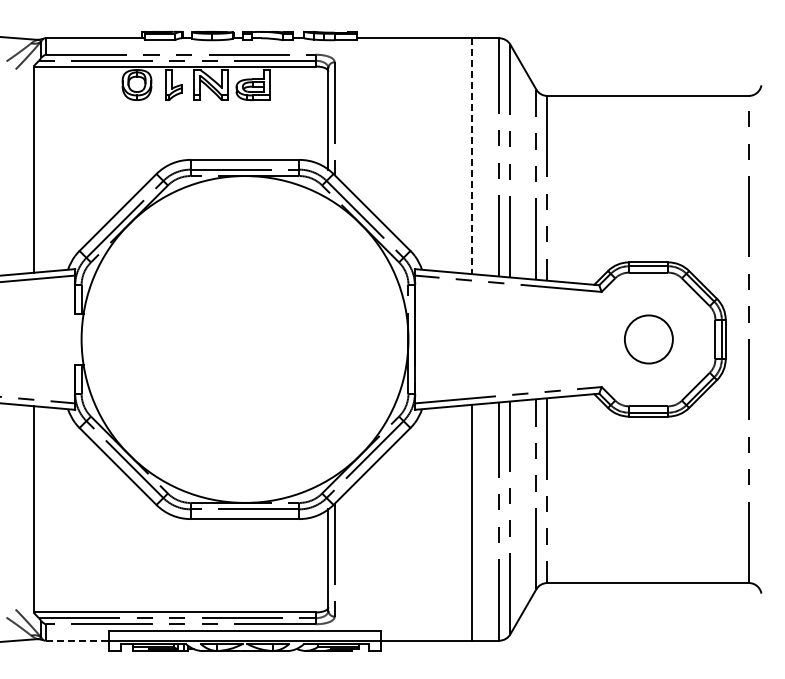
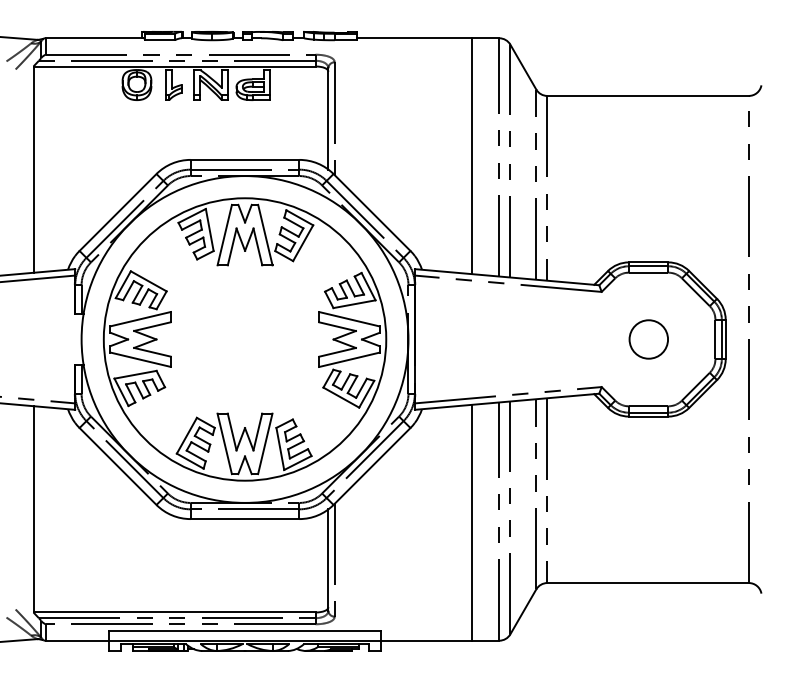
line: dashed -> solid (471, 156)
part: none -> present (244, 339)
circle size: 50x51 px -> 41x41 px (648, 339)
line: dashed -> solid (77, 640)
